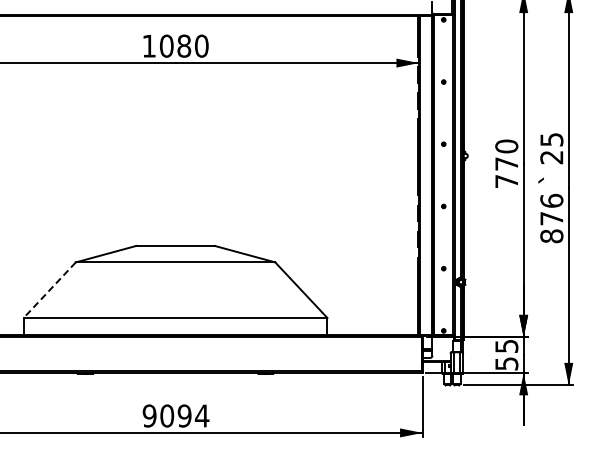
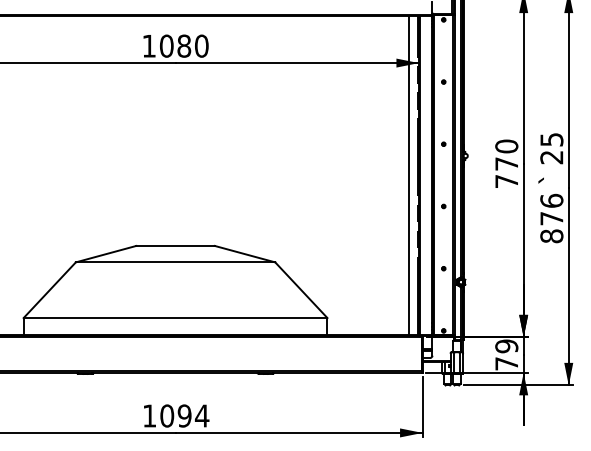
line: none -> present (409, 175)
line: dashed -> solid (49, 290)
text: 55 -> 79 (506, 354)
text: 9094 -> 1094 (149, 415)
